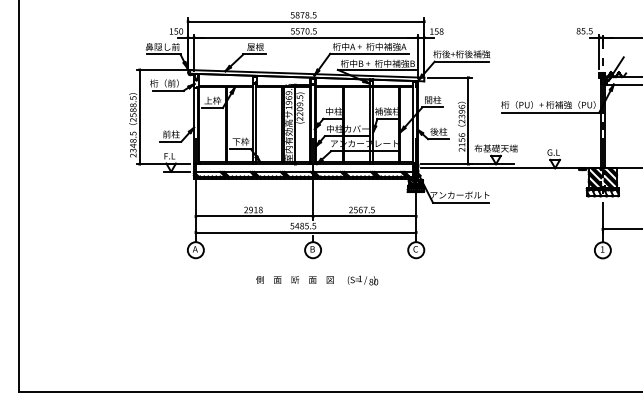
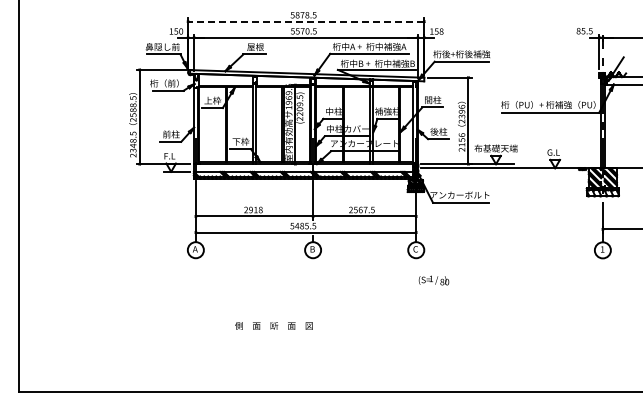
line: solid -> dashed (305, 21)
text position: (294, 279) -> (273, 325) (273, 325)
text position: (362, 280) -> (433, 280) (433, 280)
